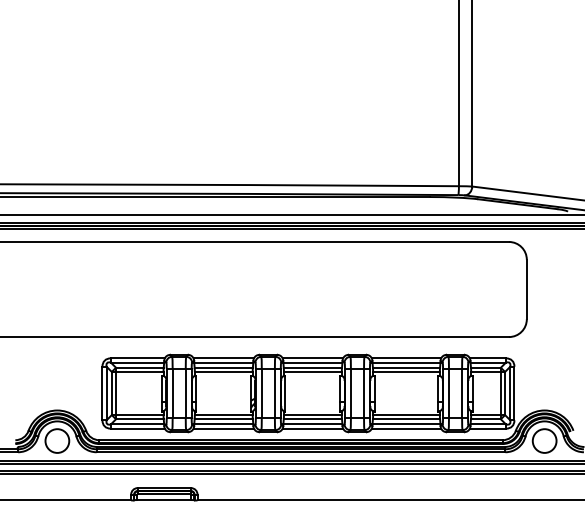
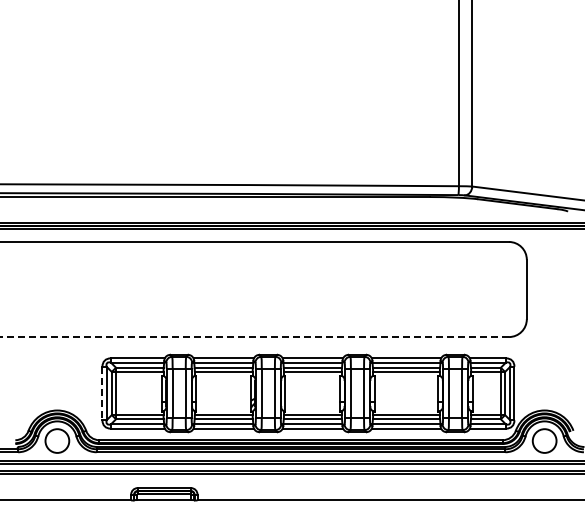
line: present -> none (291, 215)
line: solid -> dashed (254, 337)
line: solid -> dashed (102, 393)
